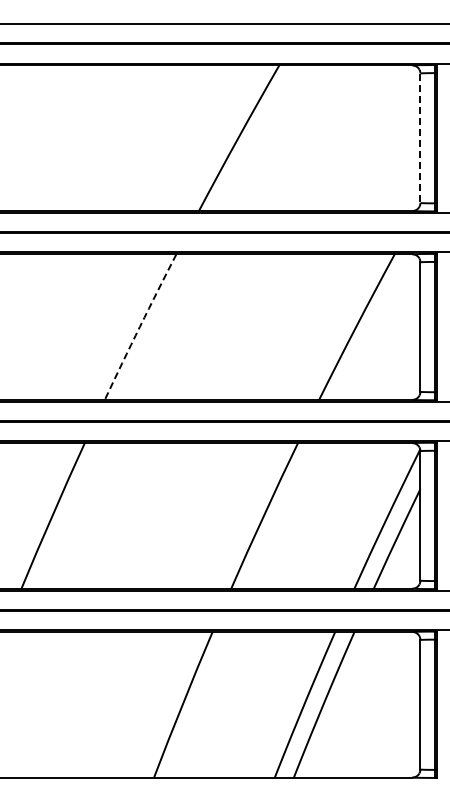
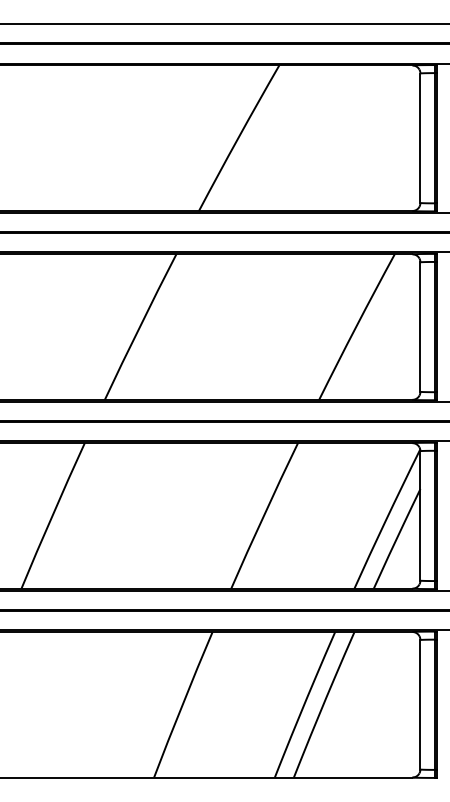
line: dashed -> solid (420, 138)
arc: dashed -> solid (139, 326)
